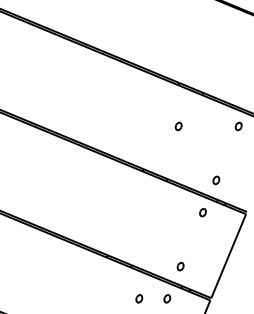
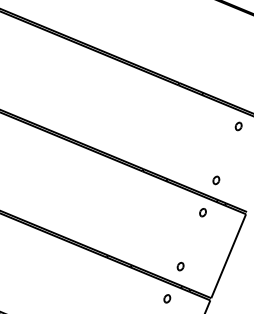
part: present -> none (178, 126)
part: present -> none (139, 298)
